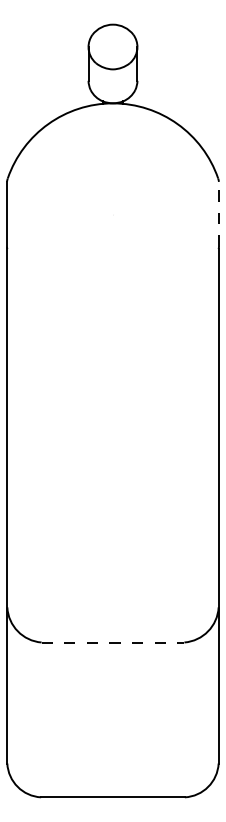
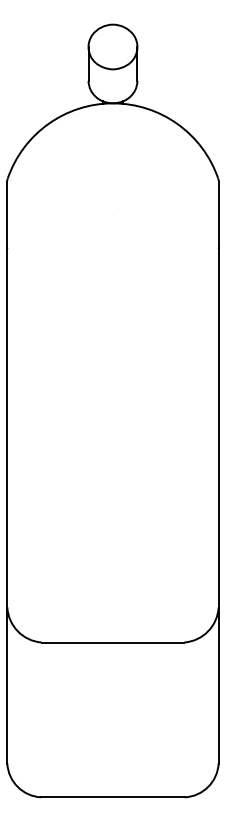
line: dashed -> solid (218, 213)
line: dashed -> solid (113, 642)
